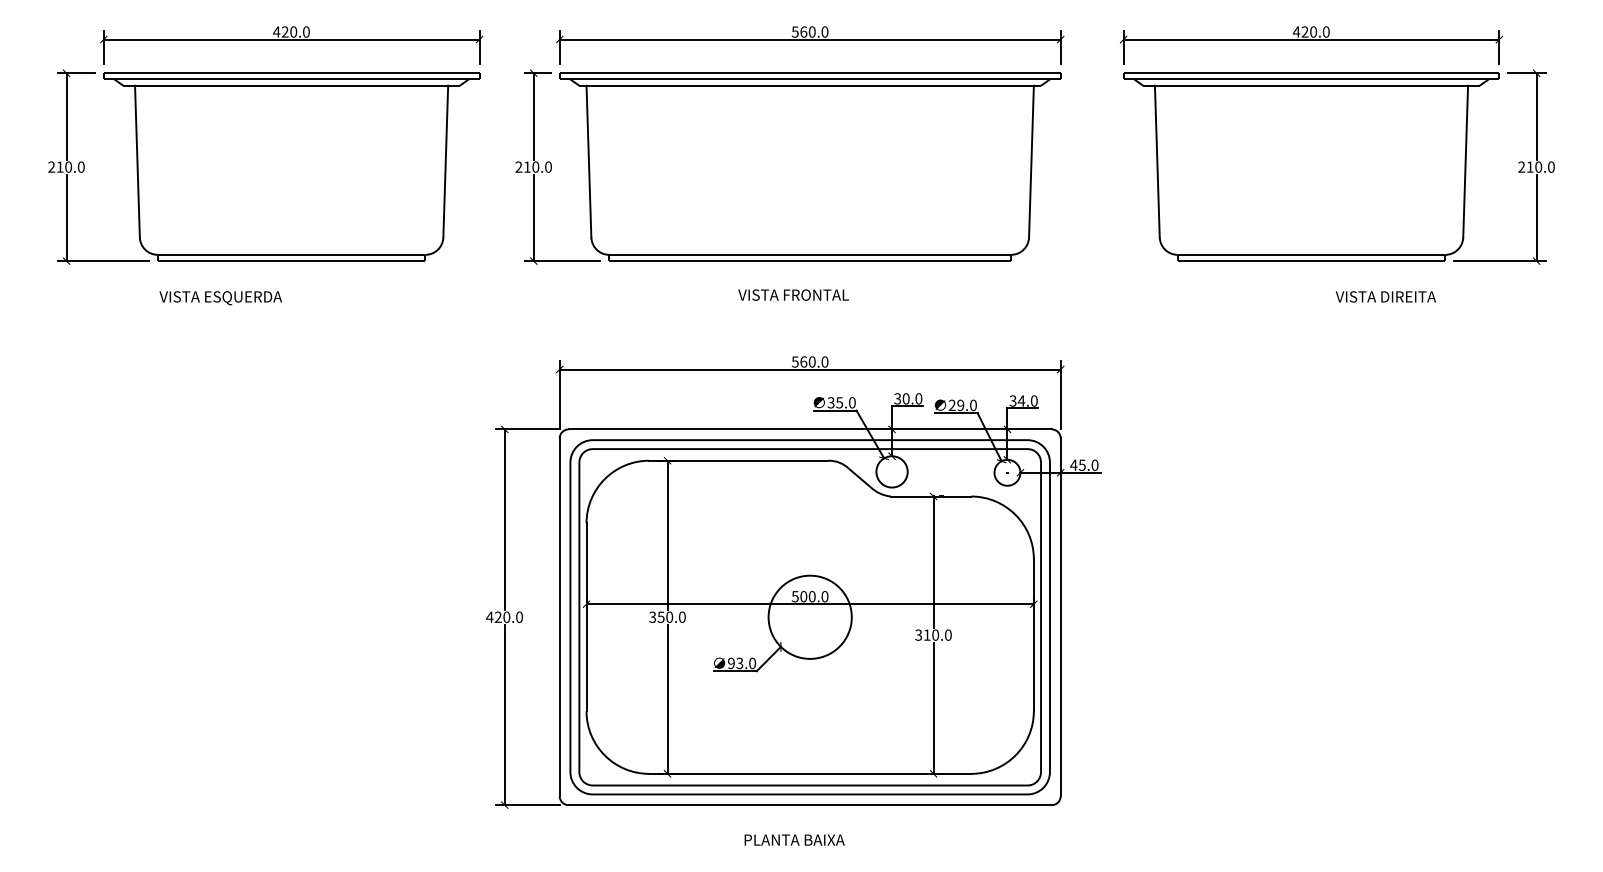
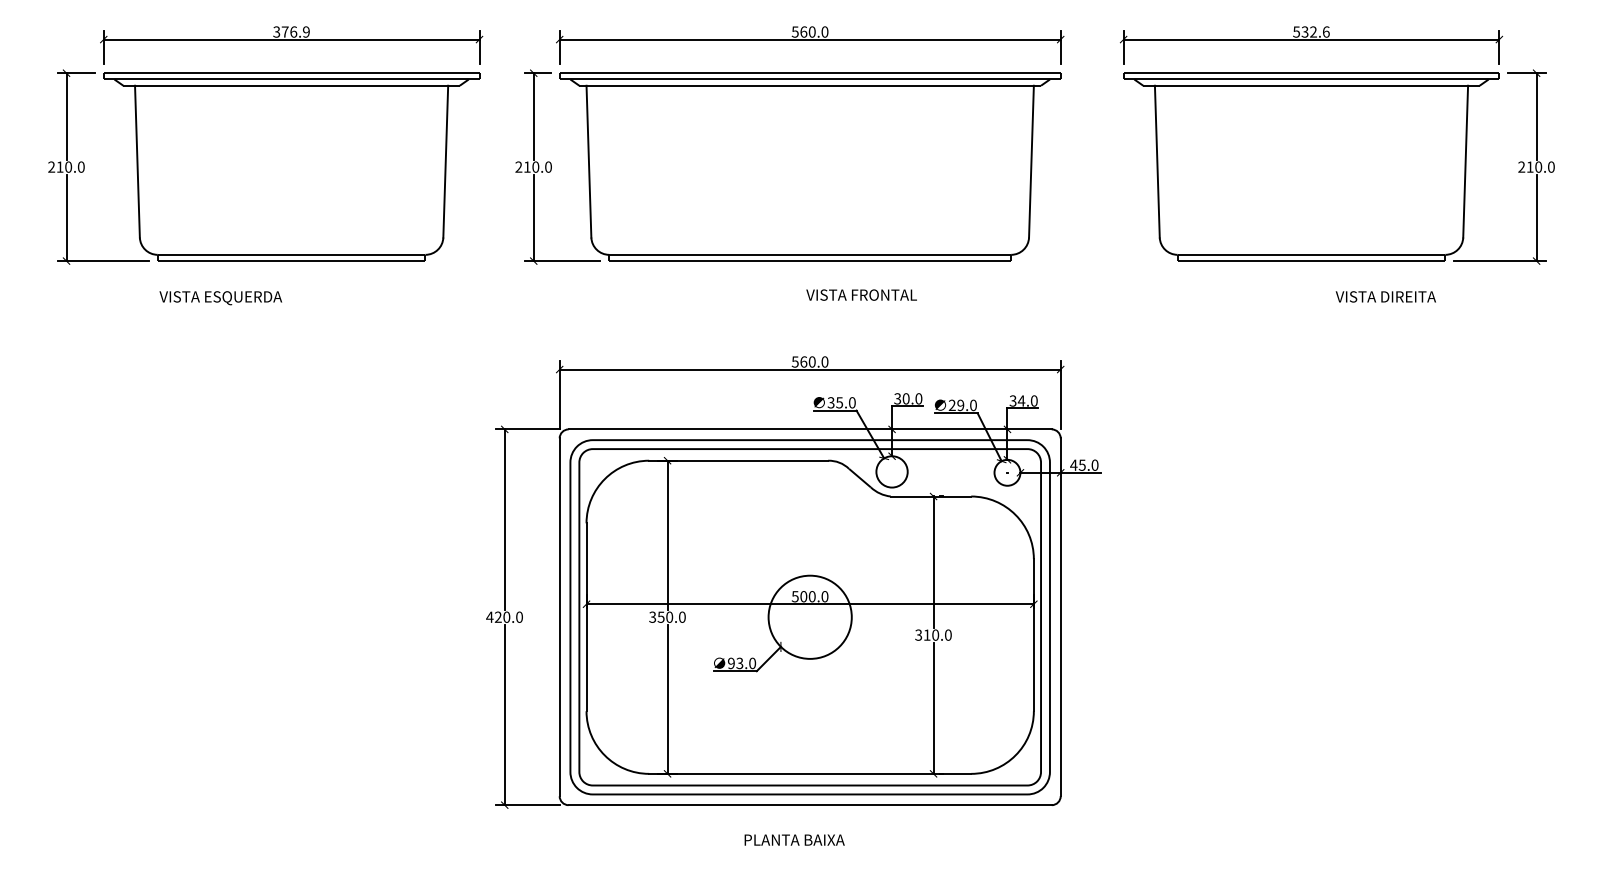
text: 420.0 -> 376.9 (291, 31)
text: 420.0 -> 532.6 (1310, 31)
text position: (793, 294) -> (861, 294) (861, 294)
